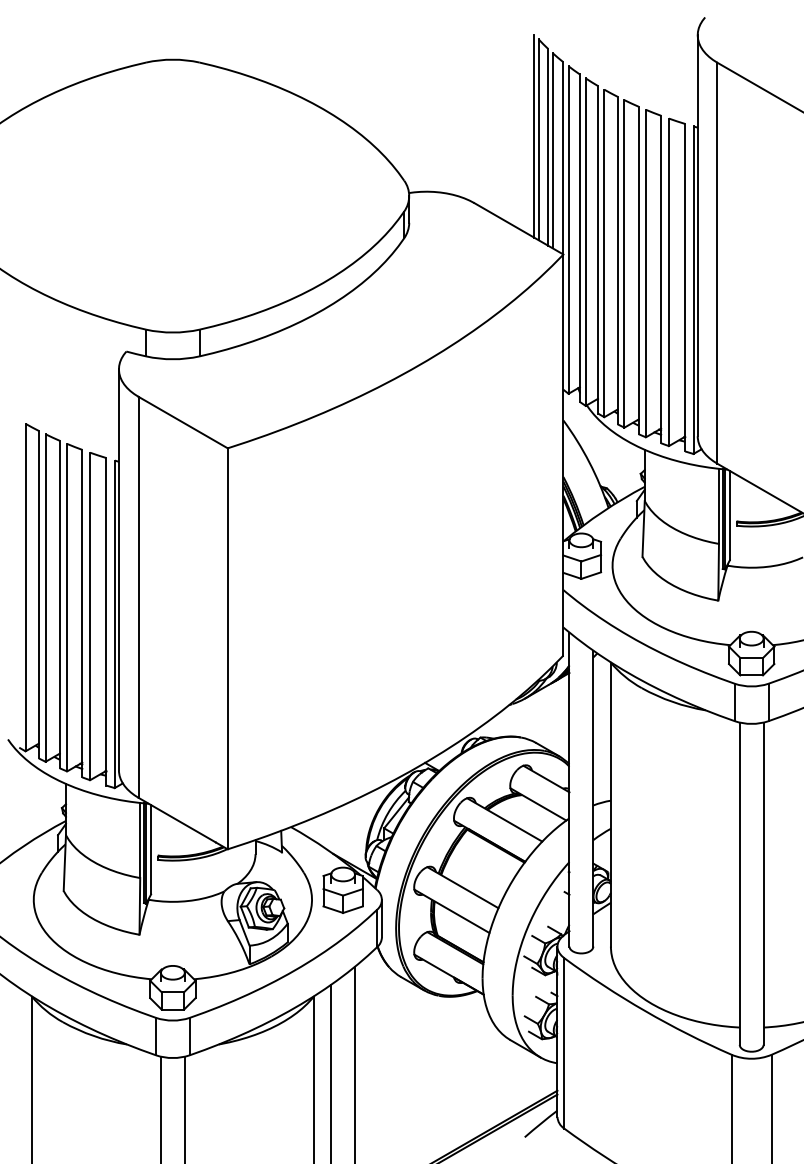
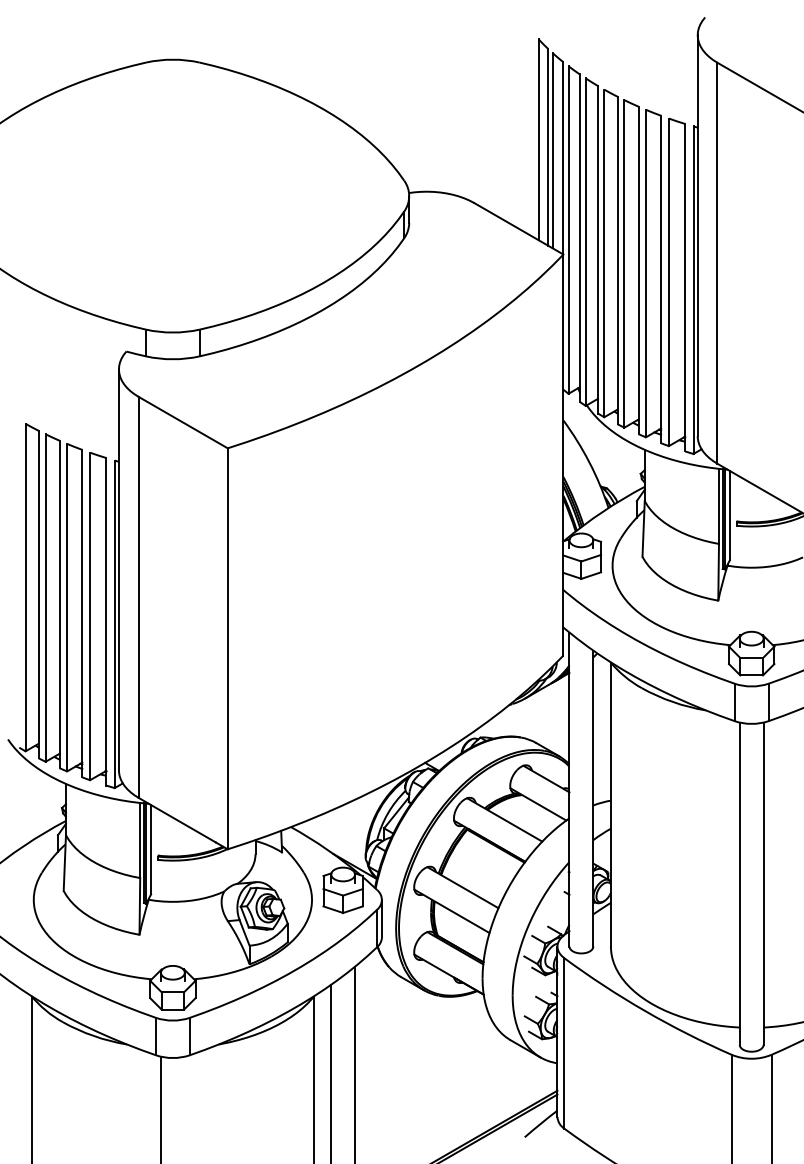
line: present -> none (534, 135)
line: present -> none (184, 1108)
